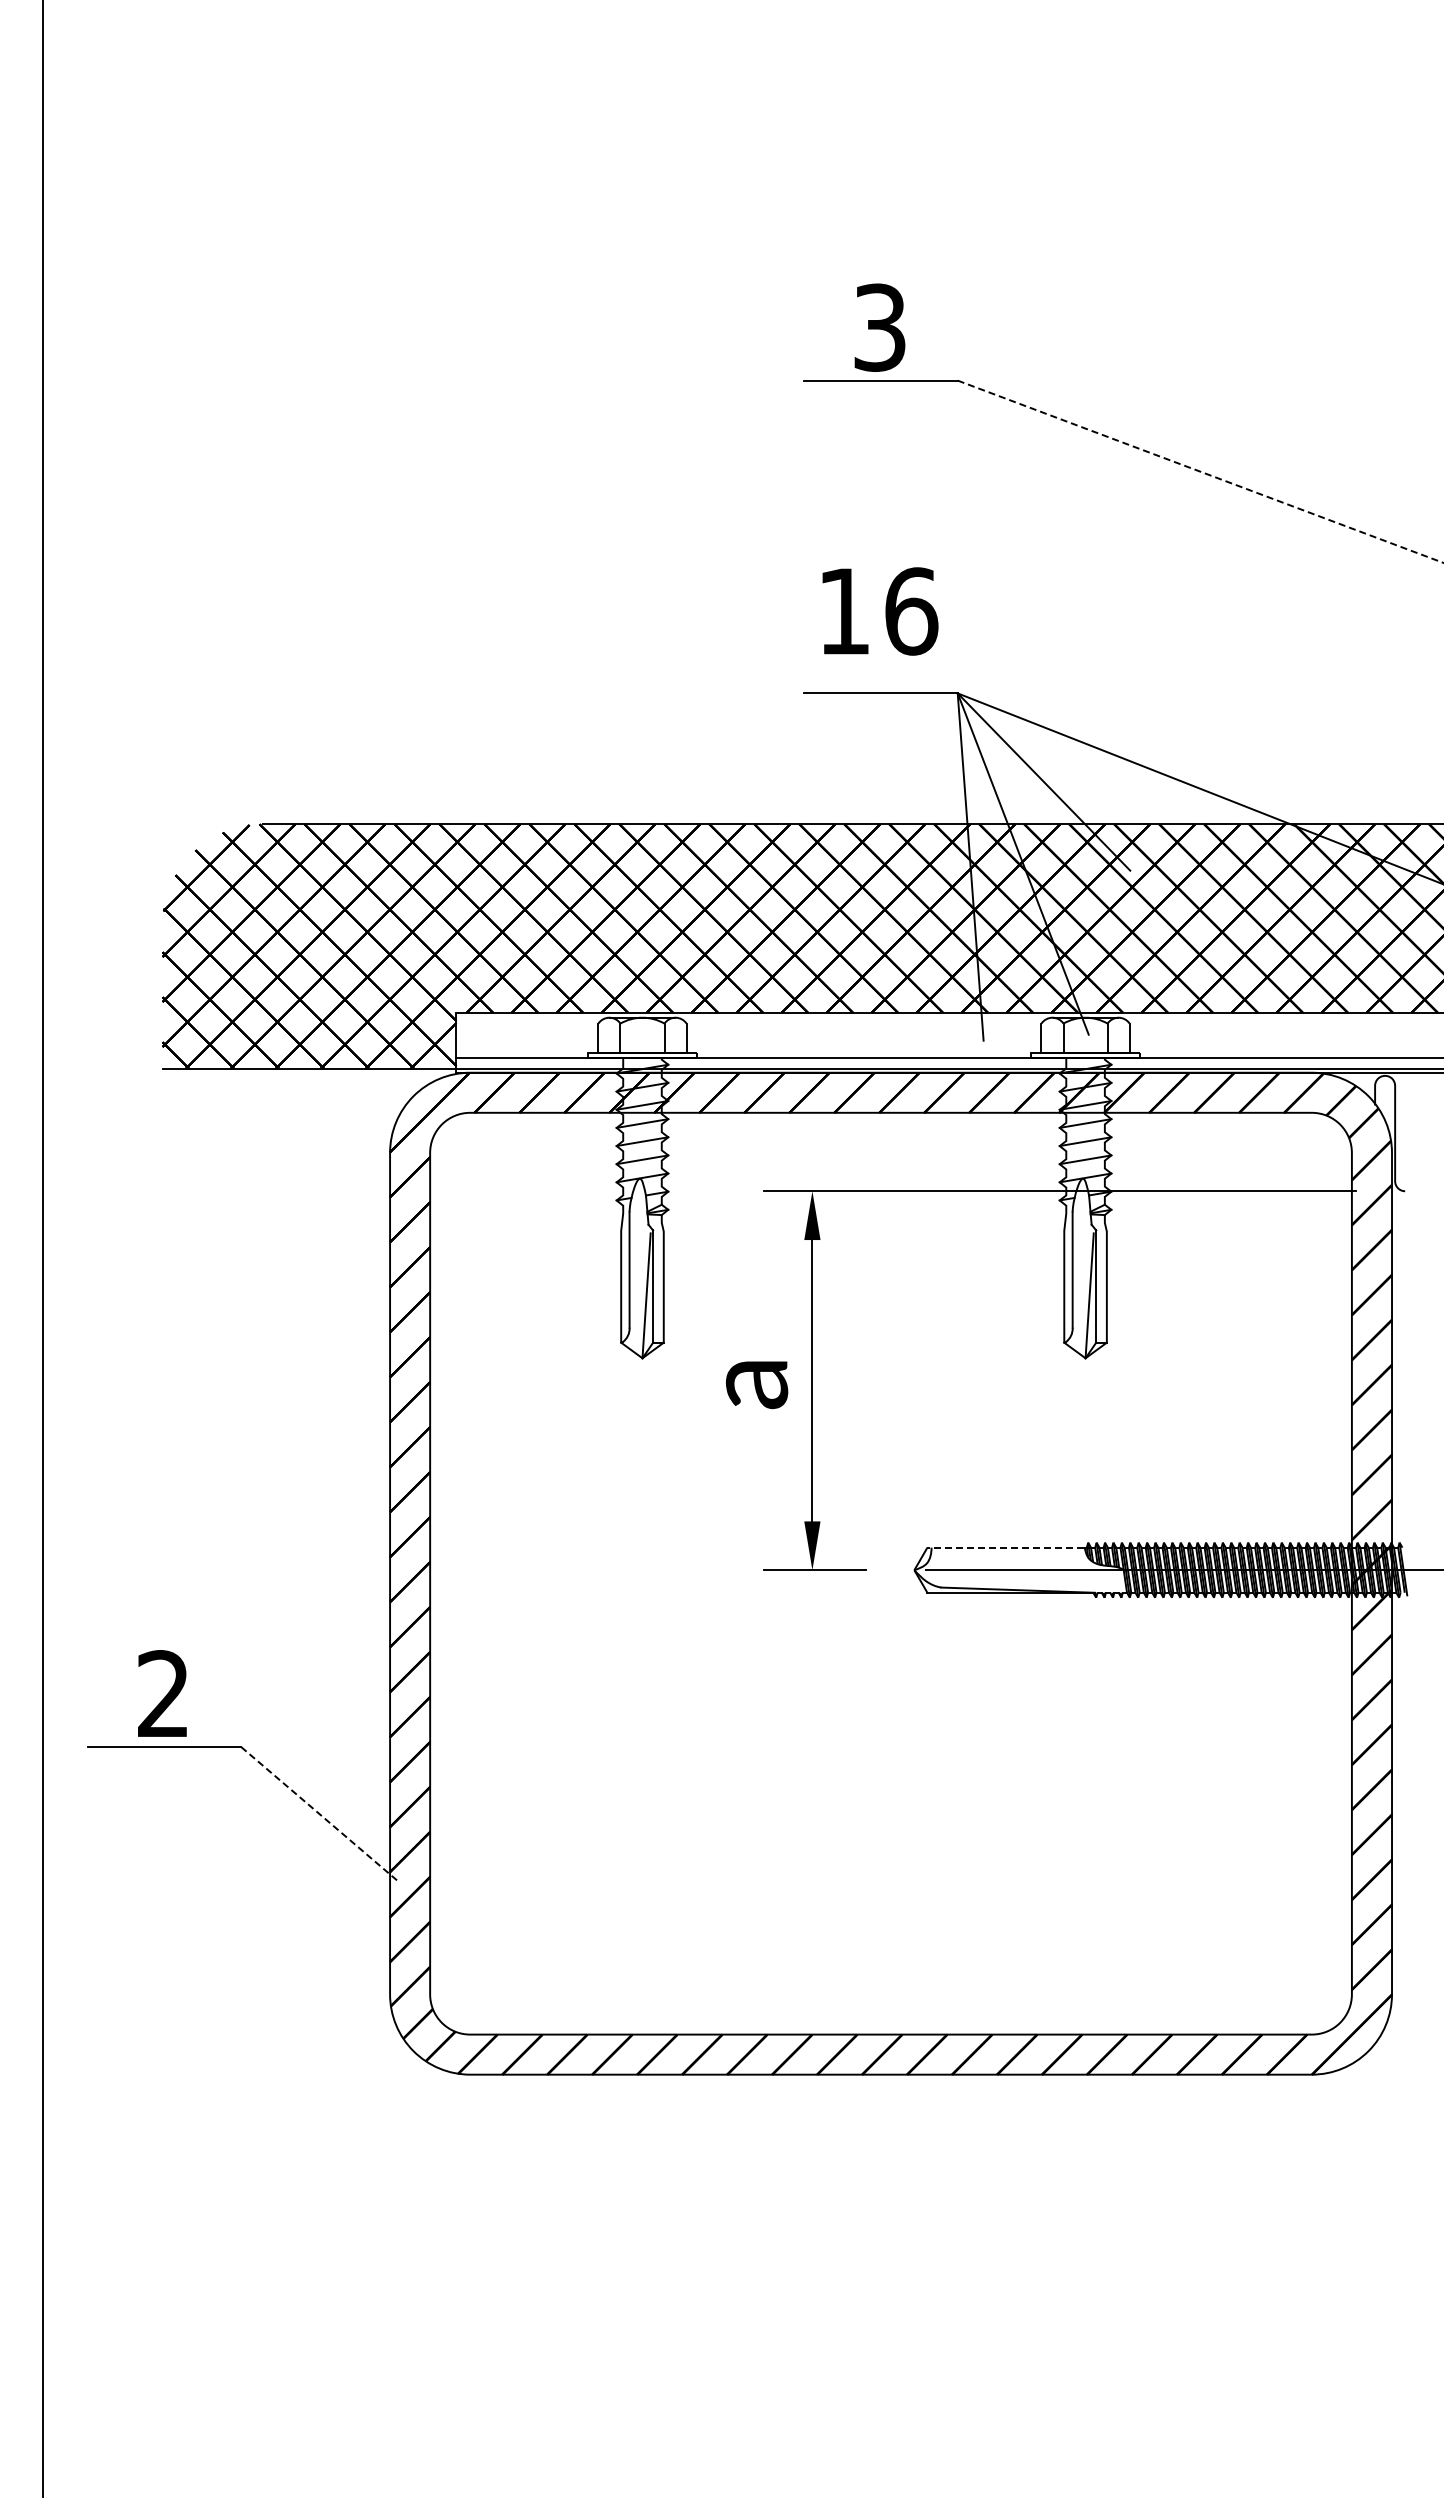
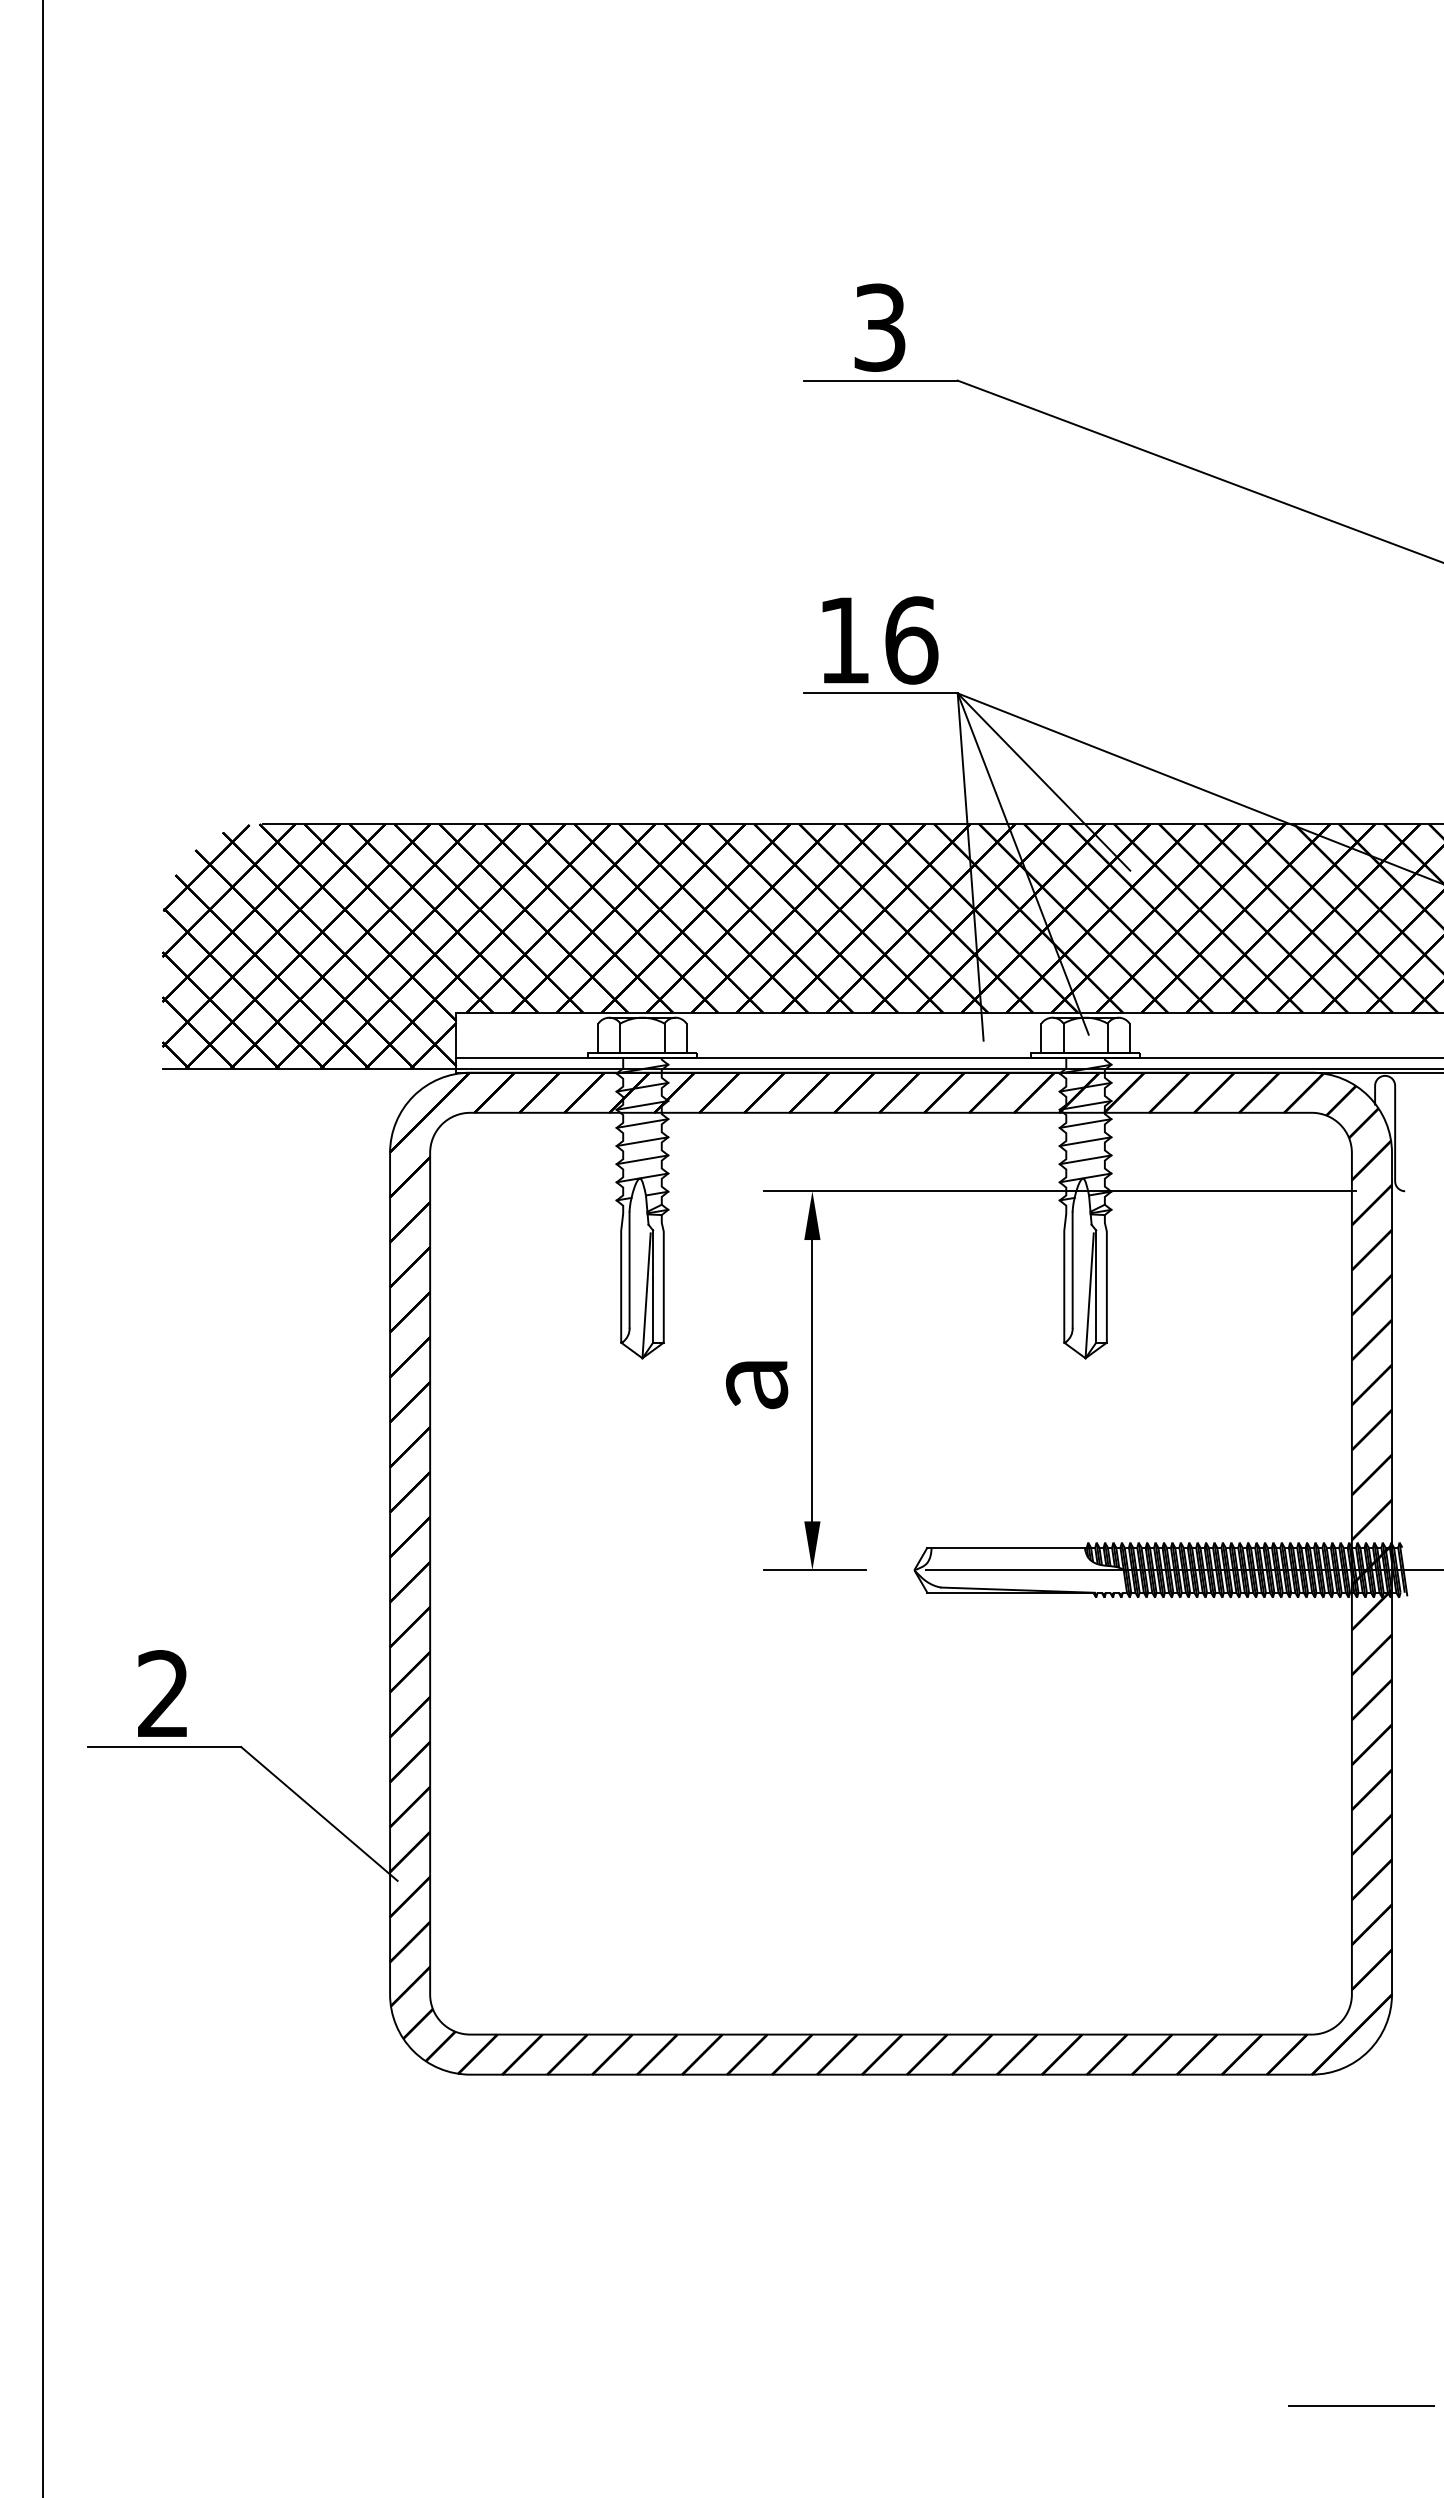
line: dashed -> solid (1201, 471)
text position: (880, 611) -> (880, 640) (880, 640)
line: dashed -> solid (1011, 1547)
line: dashed -> solid (319, 1813)
line: none -> present (1364, 2406)
